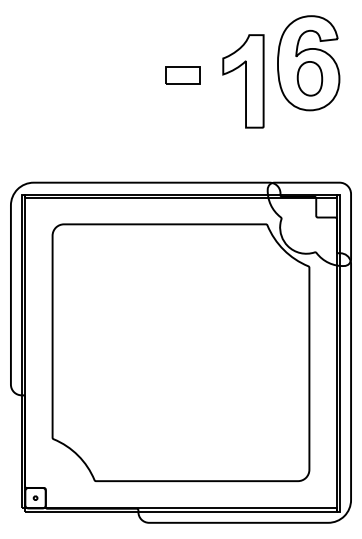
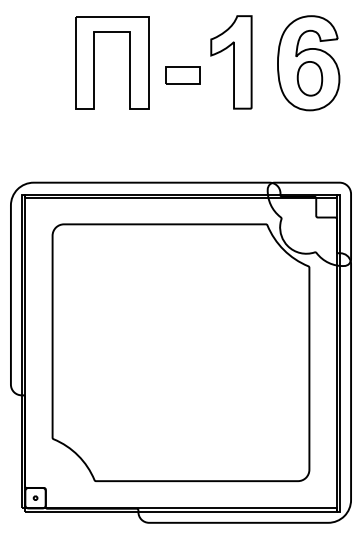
part: none -> present (129, 62)
part position: (243, 81) -> (231, 62) (231, 62)
